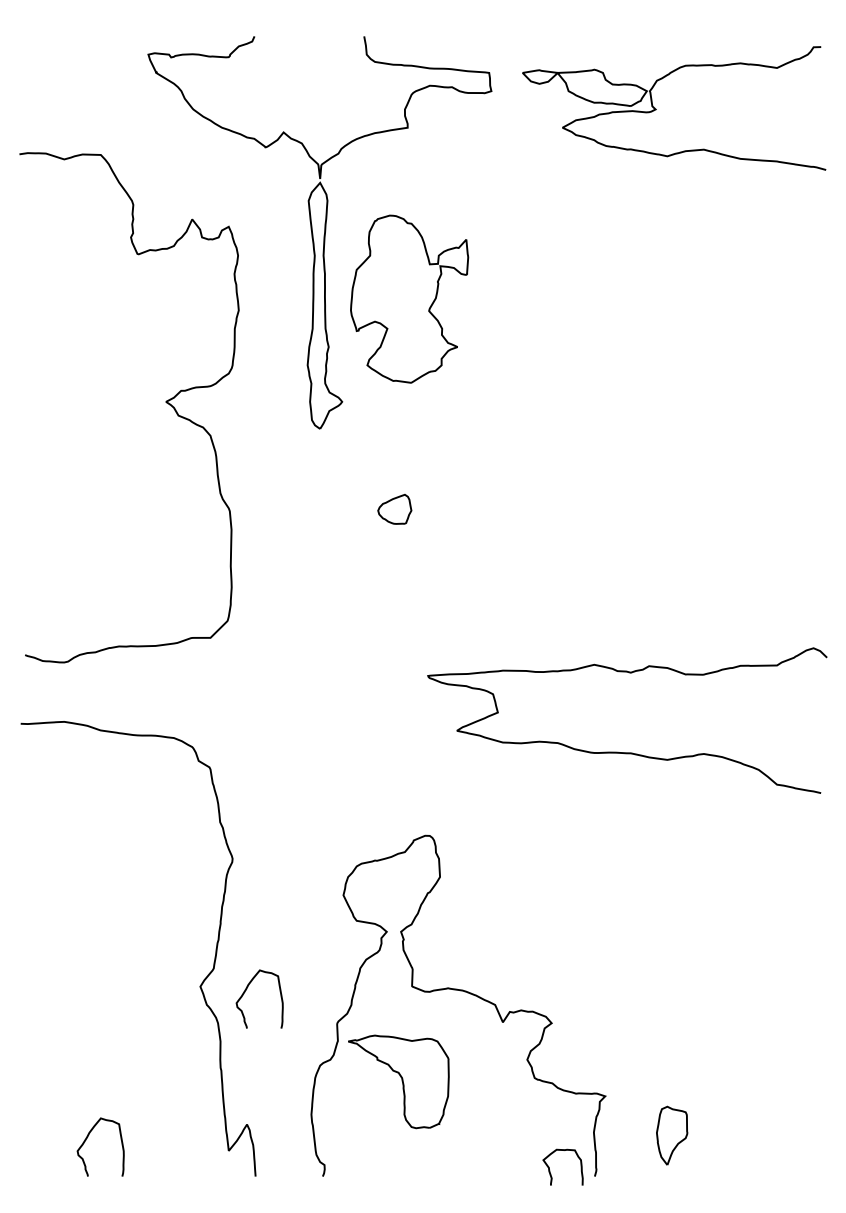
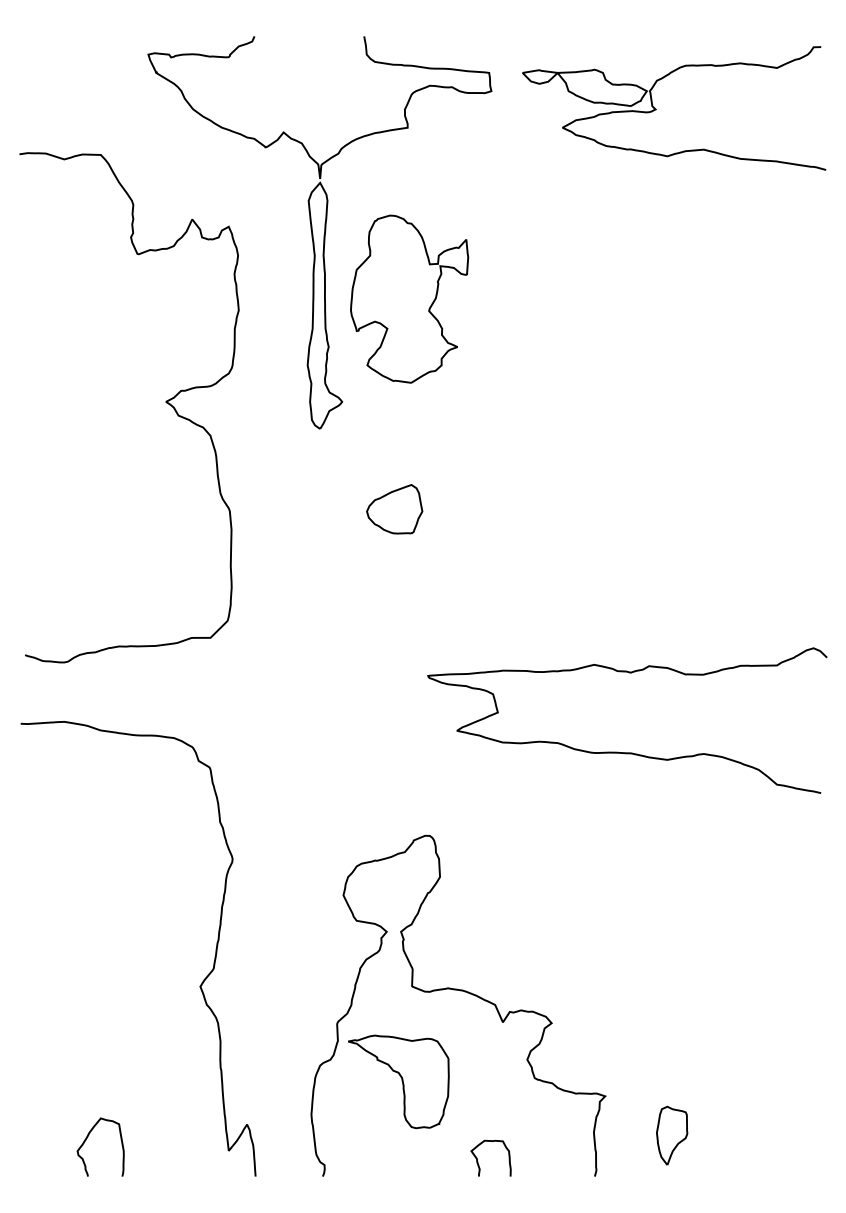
part size: 36x31 px -> 58x51 px (394, 509)
curve: present -> none (247, 989)
curve position: (550, 1170) -> (478, 1161) (478, 1161)
